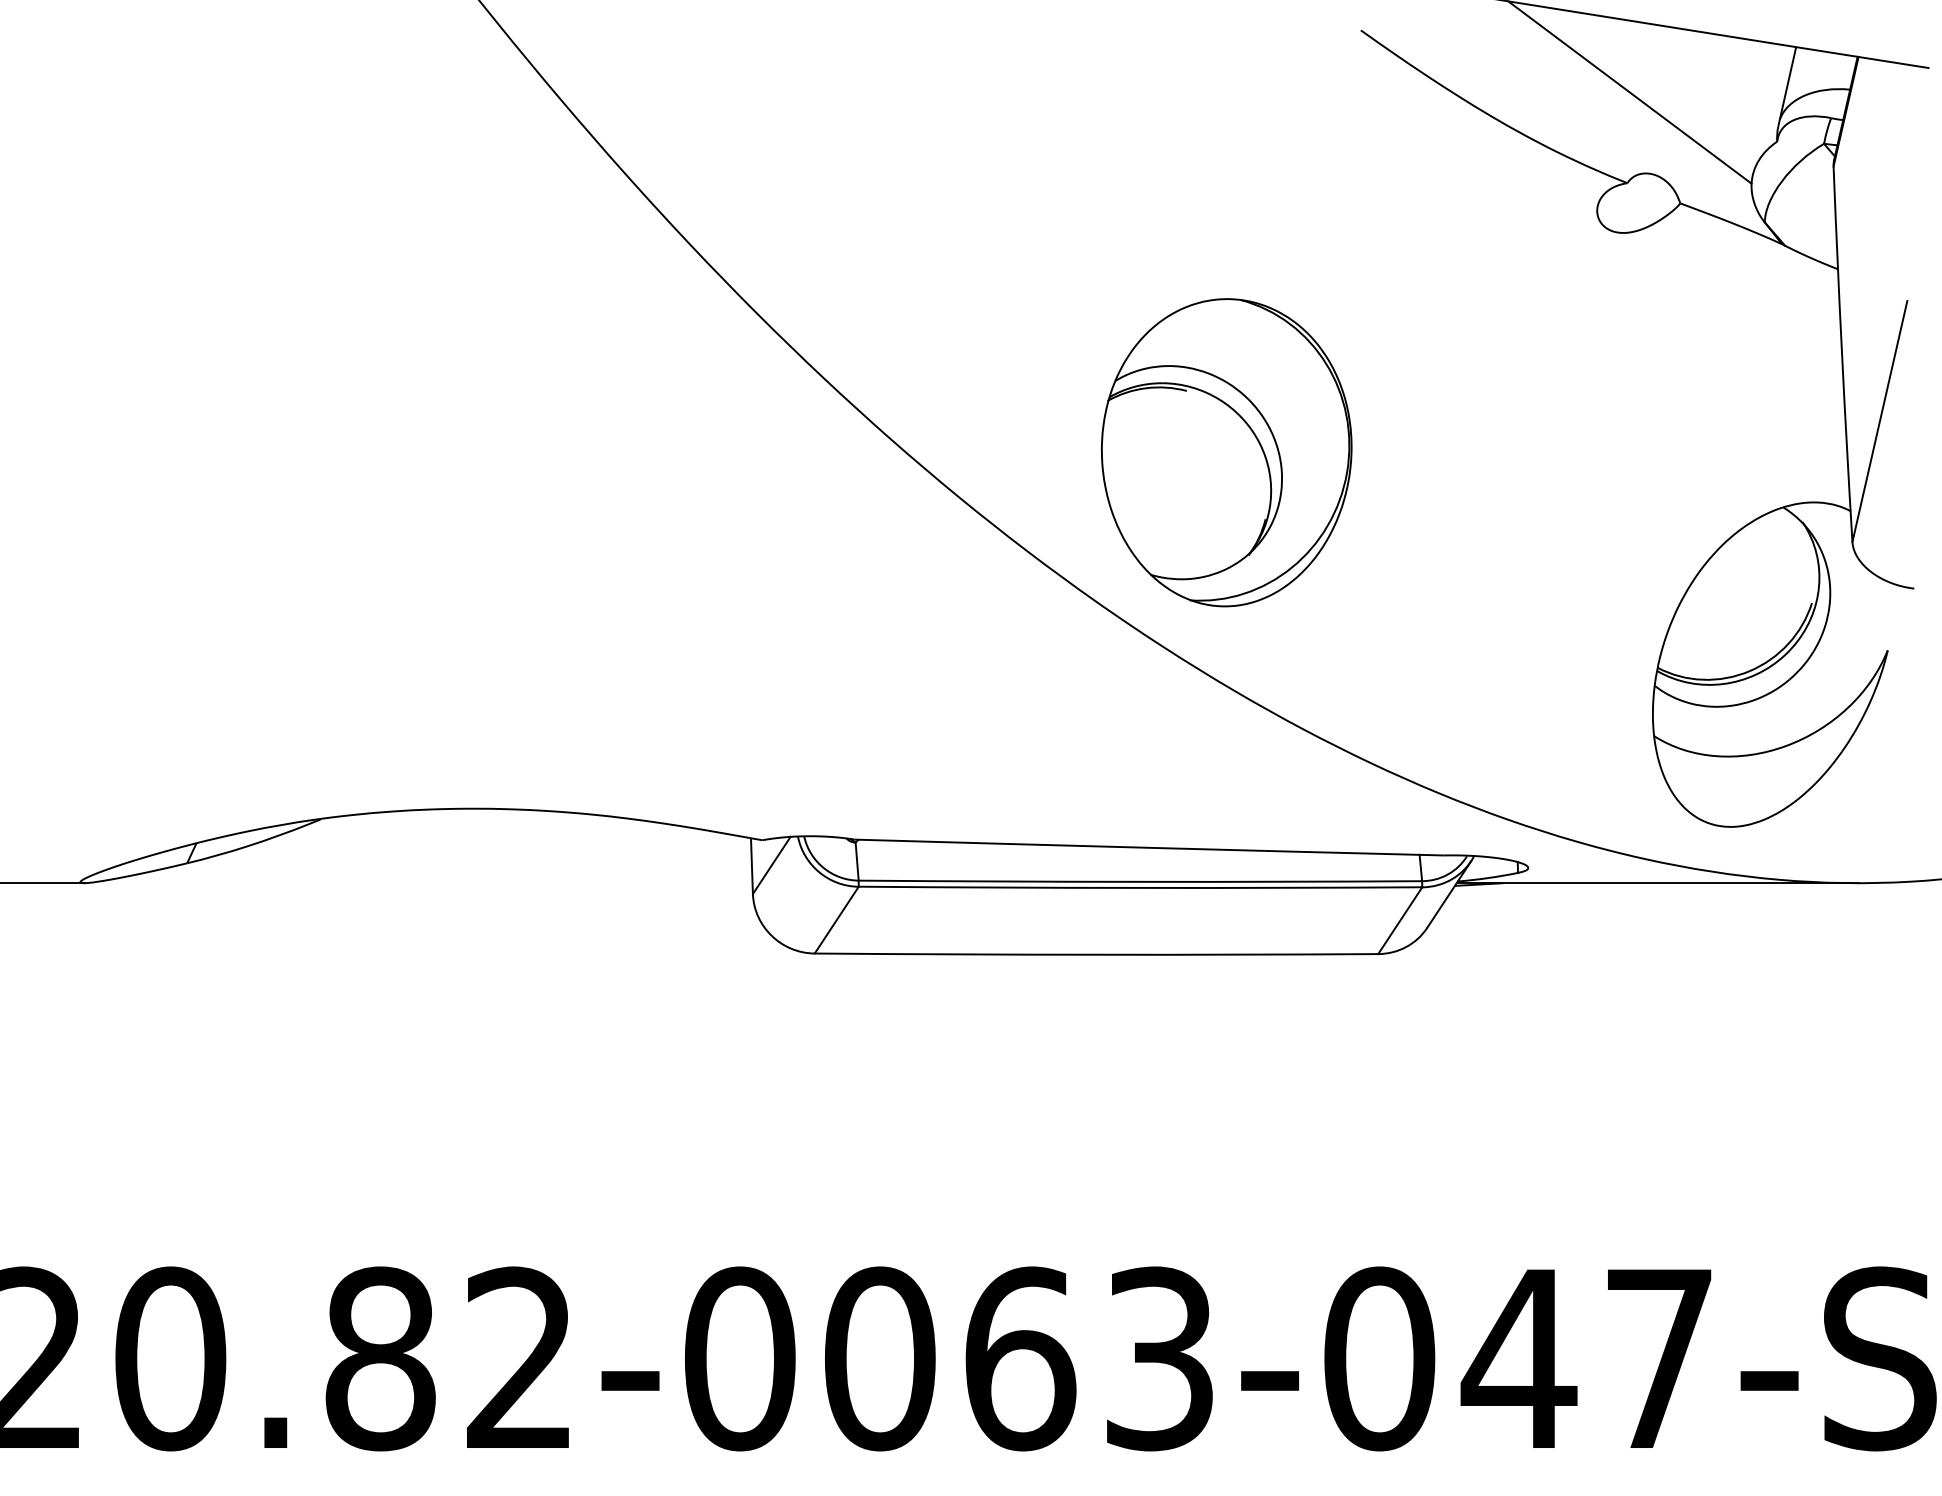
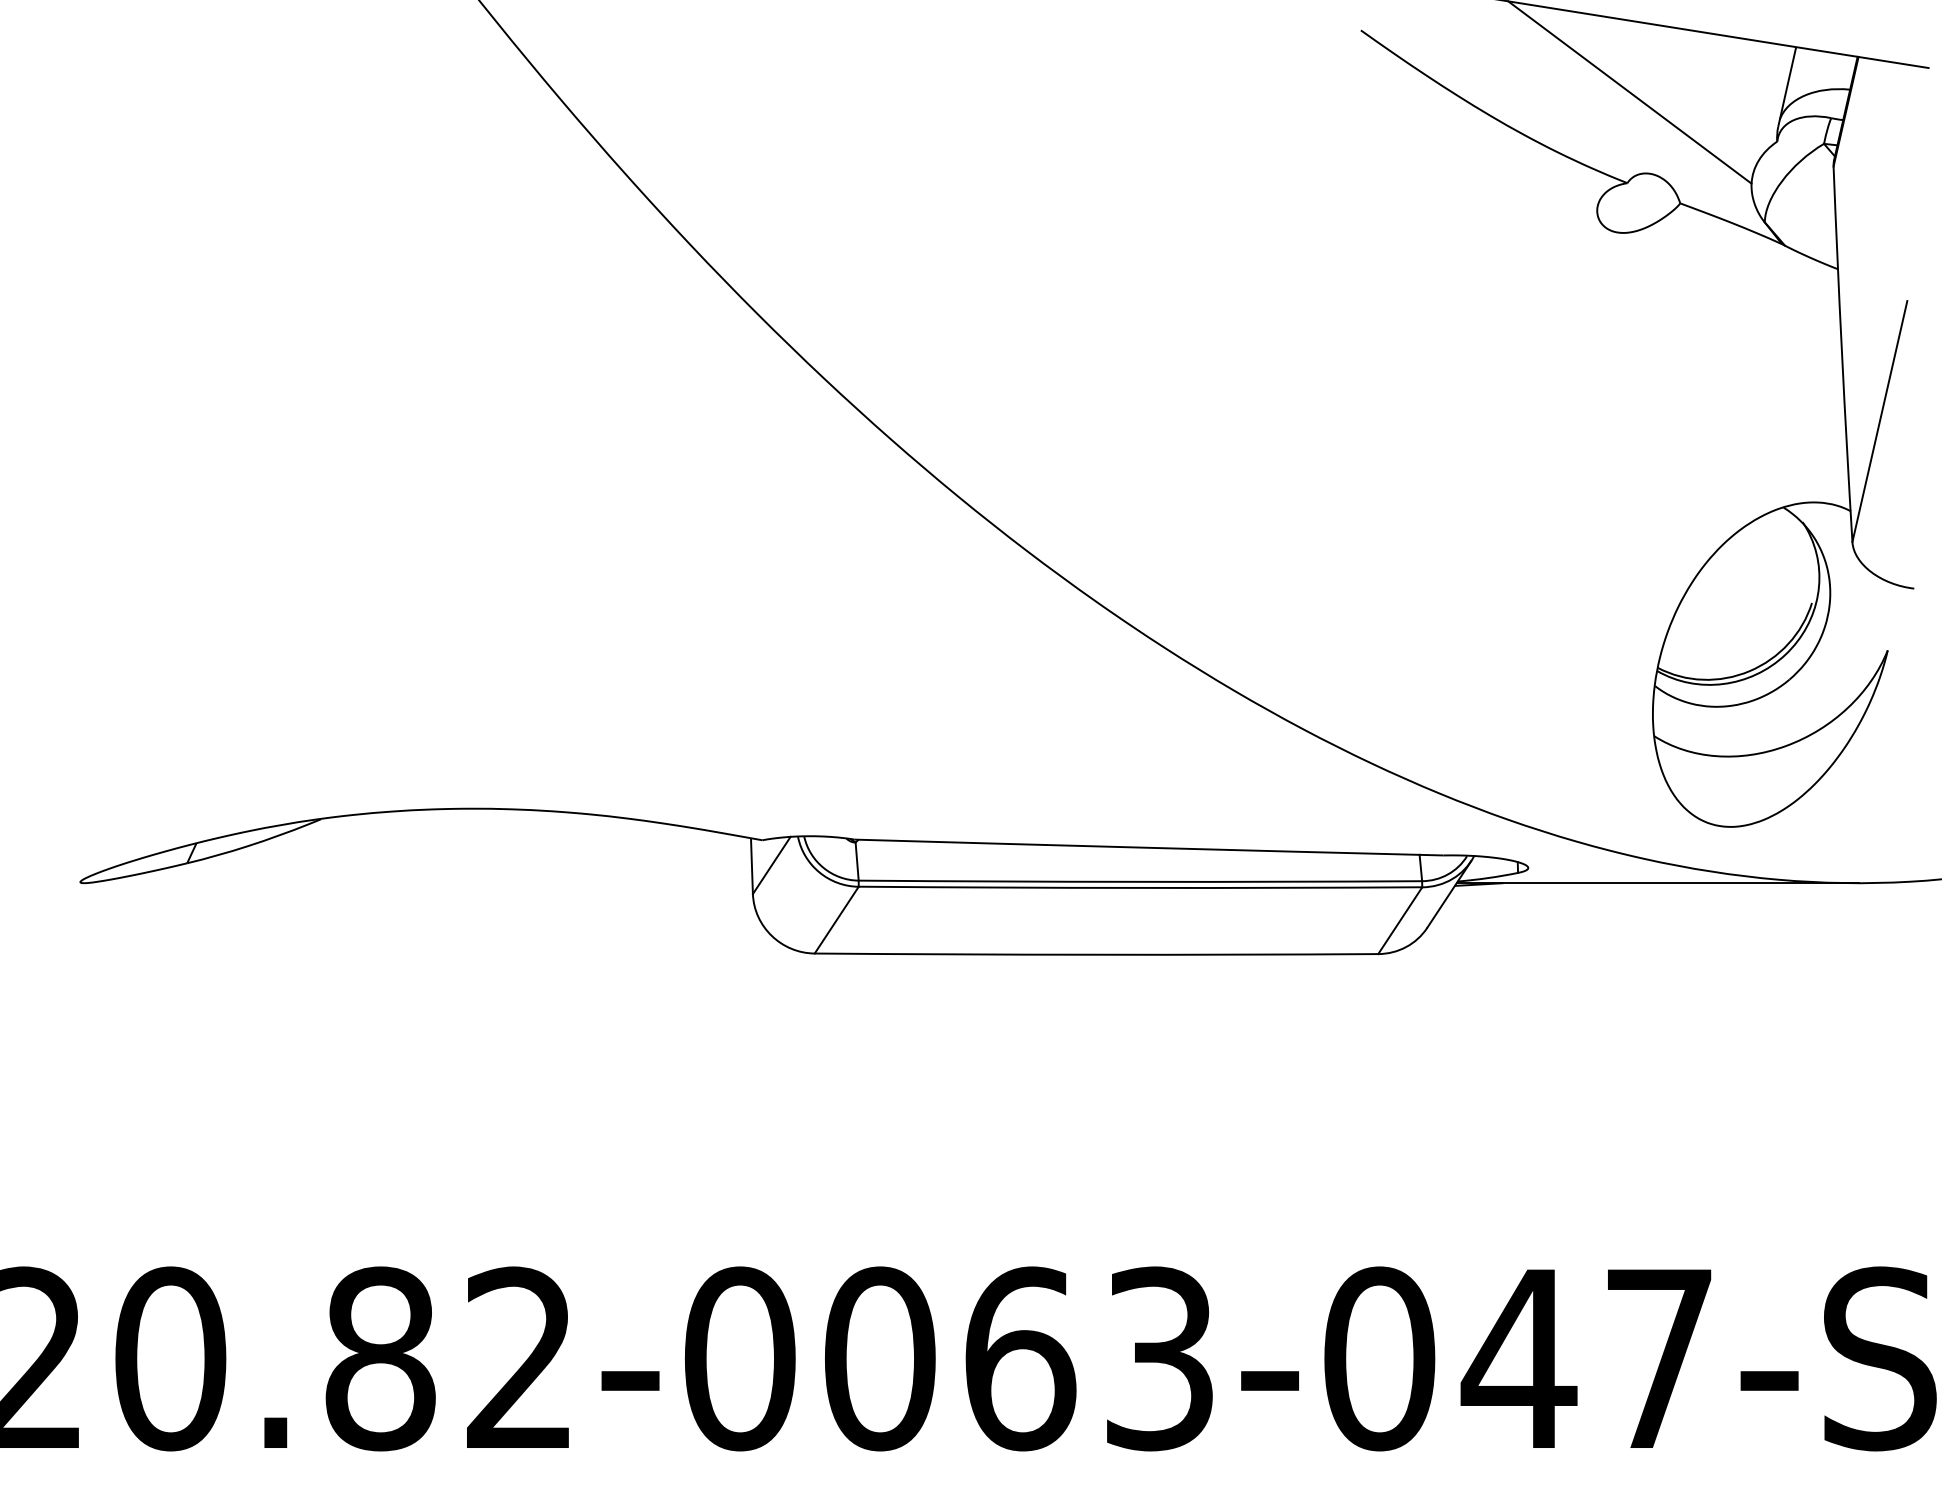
part: present -> none (1226, 452)
line: present -> none (43, 883)
